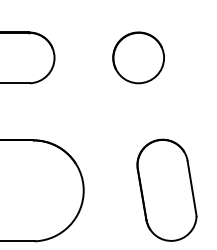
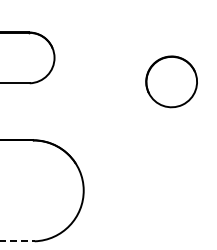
part position: (138, 57) -> (171, 81) (171, 81)
part: present -> none (166, 189)
line: solid -> dashed (17, 241)
